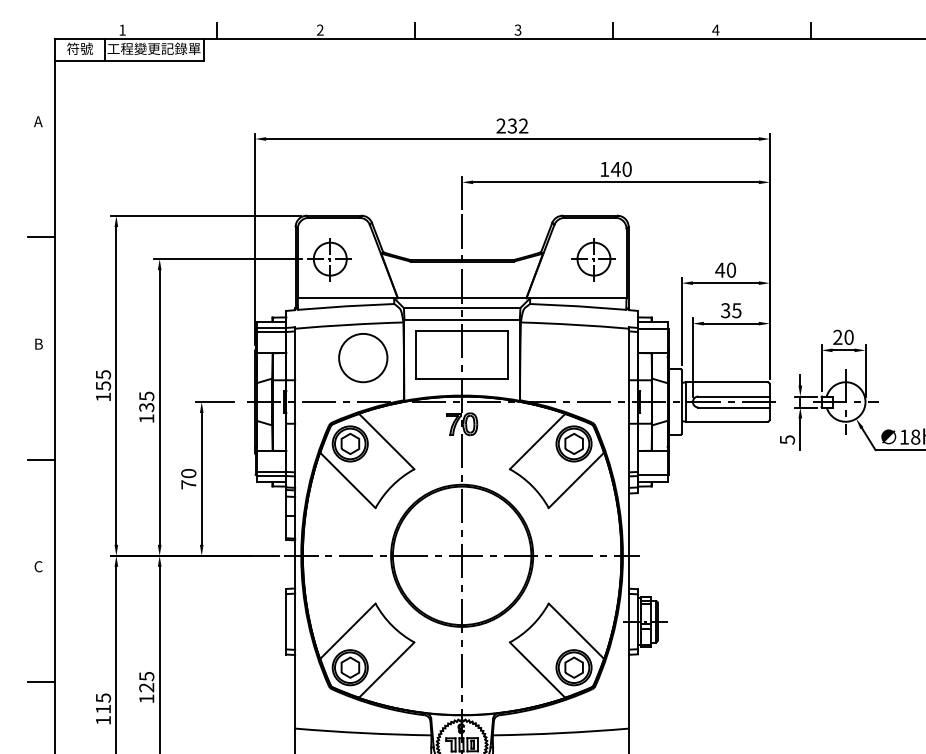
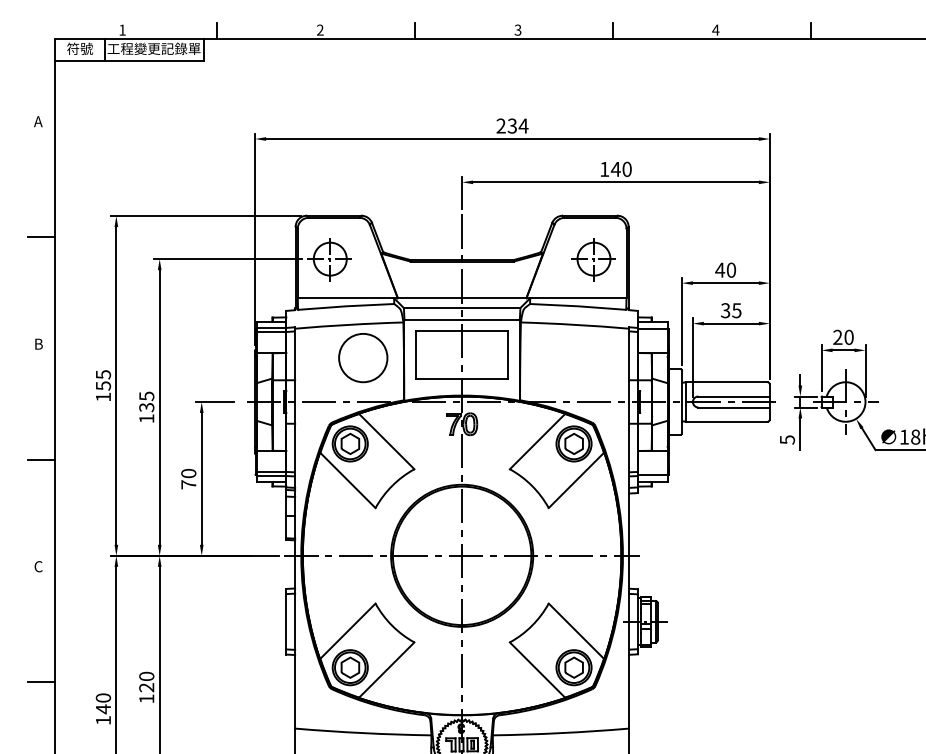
text: 232 -> 234 (523, 125)
text: 125 -> 120 (146, 676)
text: 115 -> 140 (102, 703)
